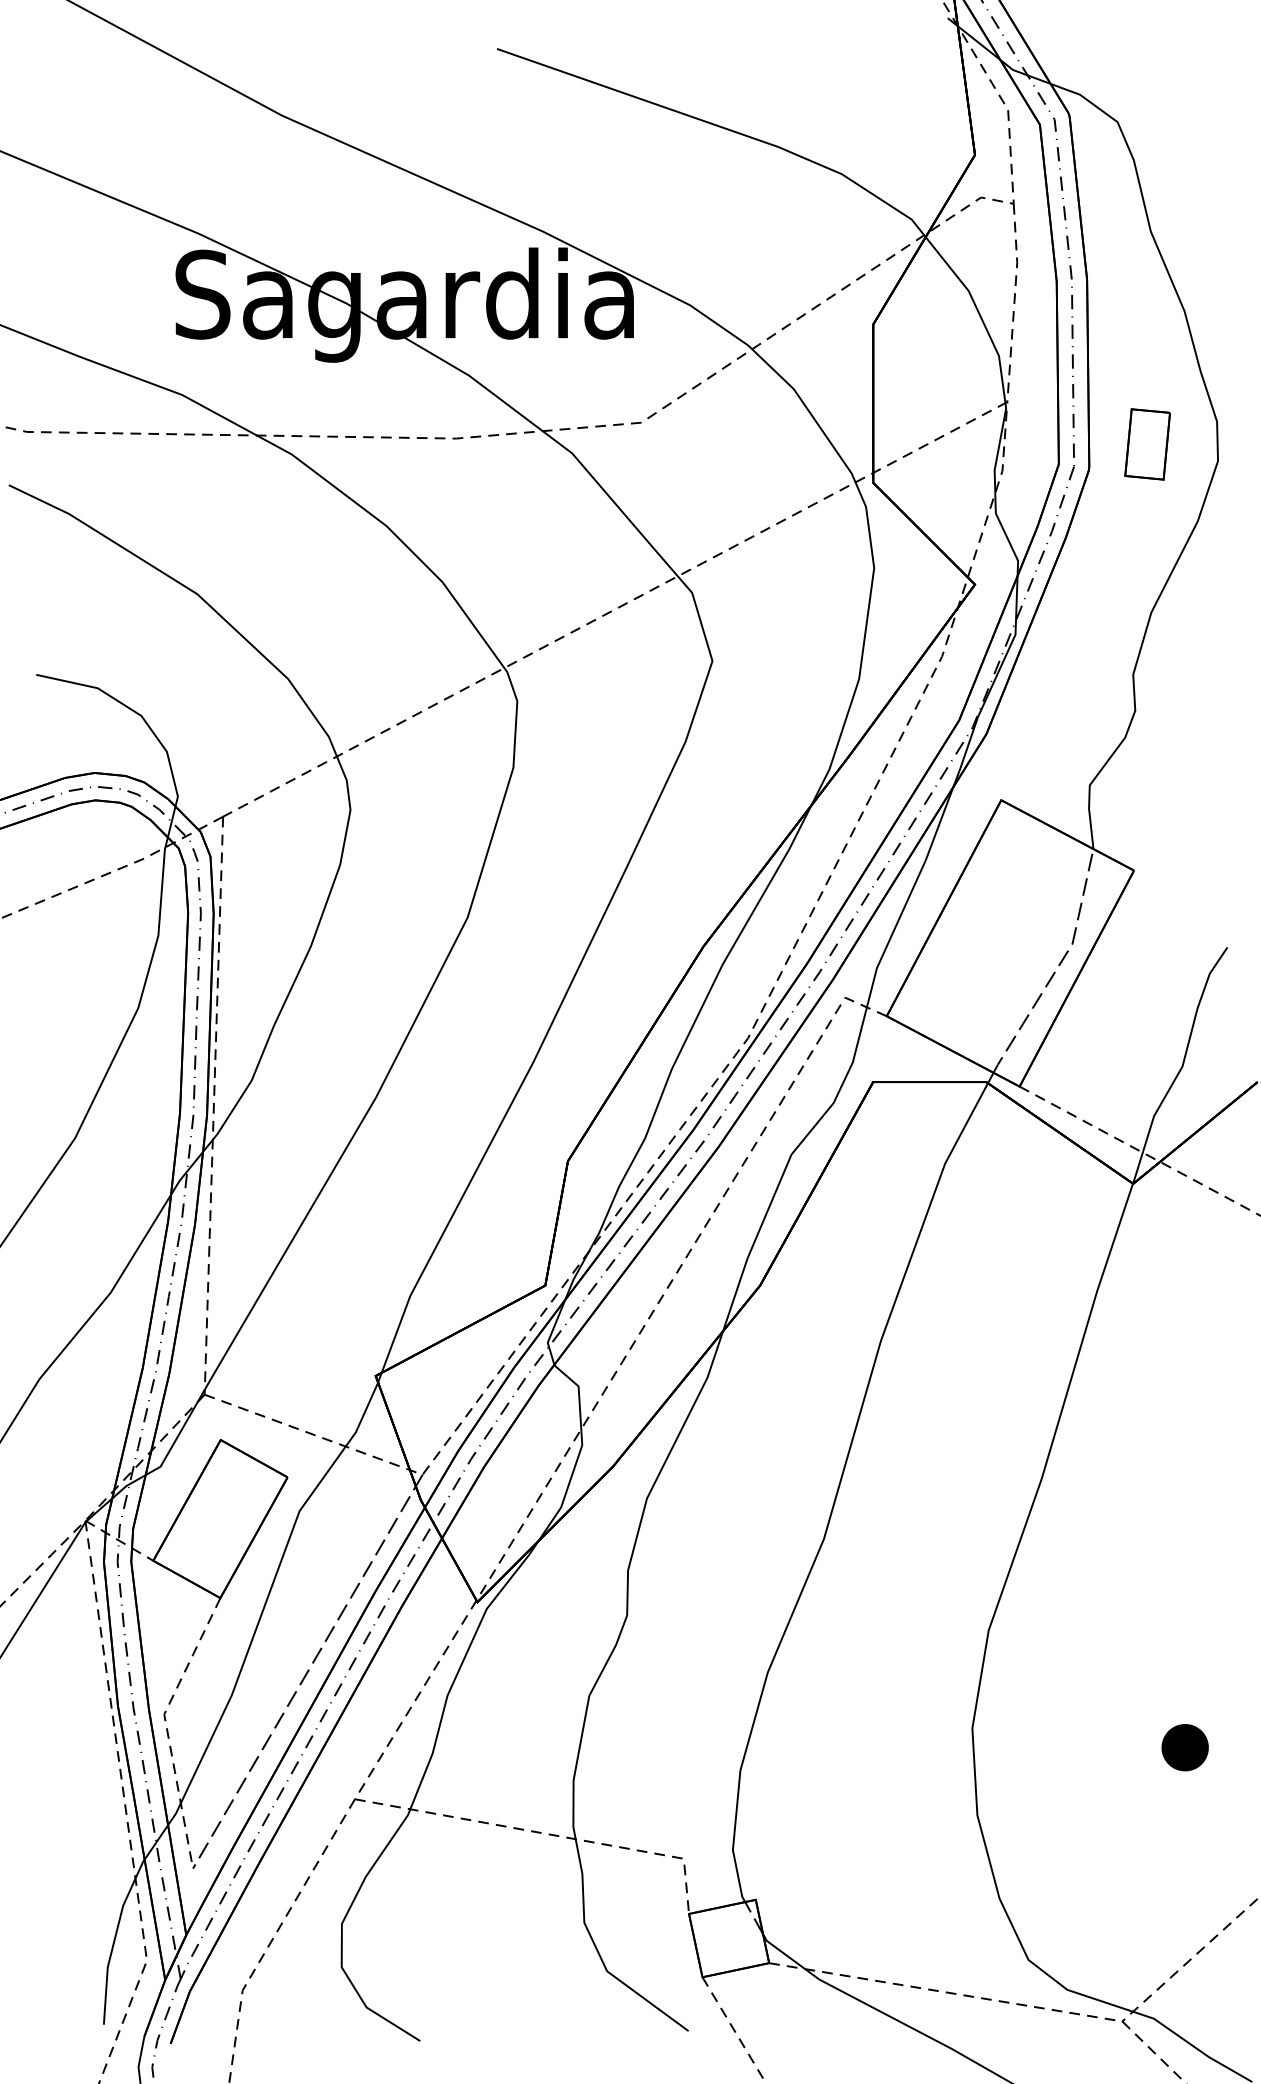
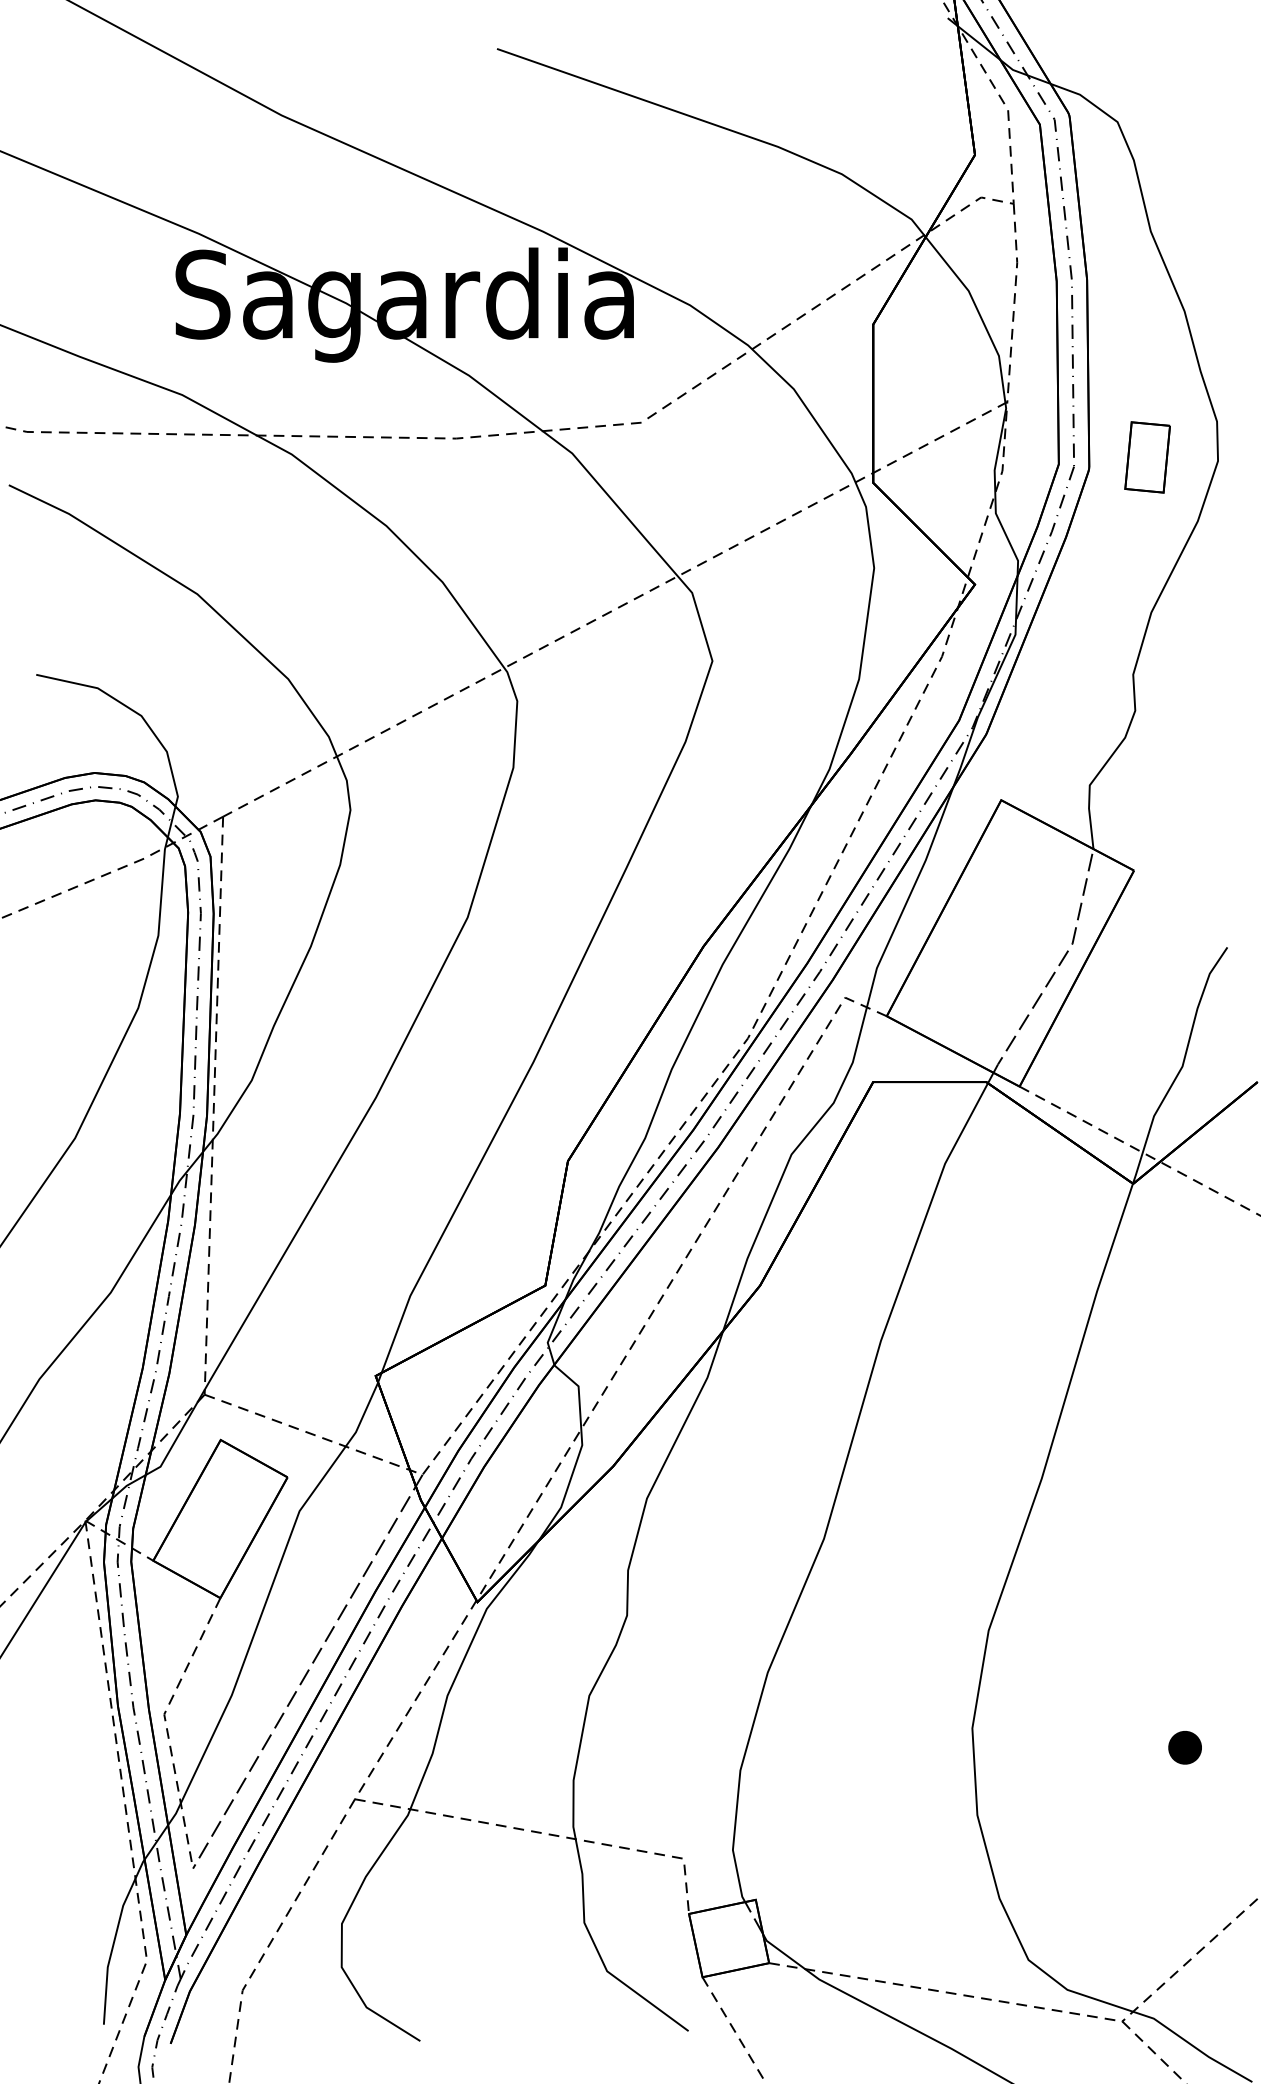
part position: (1147, 444) -> (1147, 457) (1147, 457)
part size: 48x48 px -> 34x34 px (1184, 1747)
